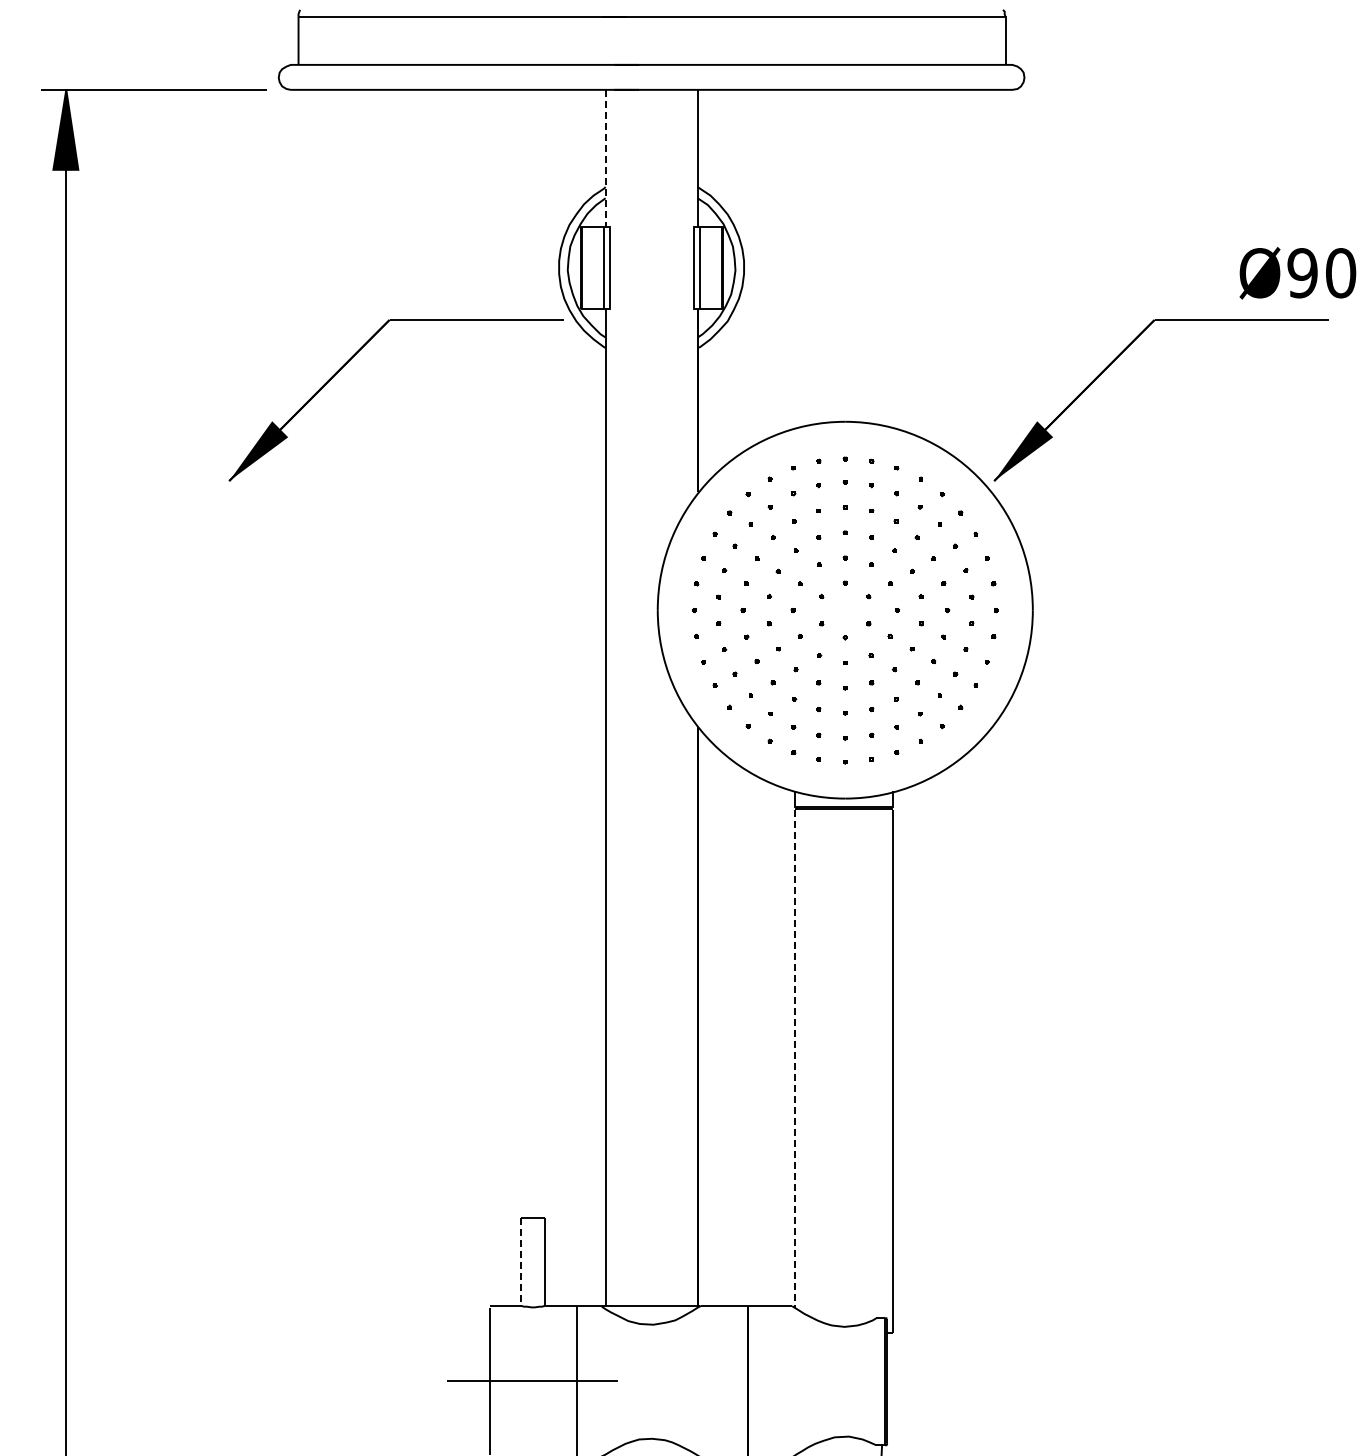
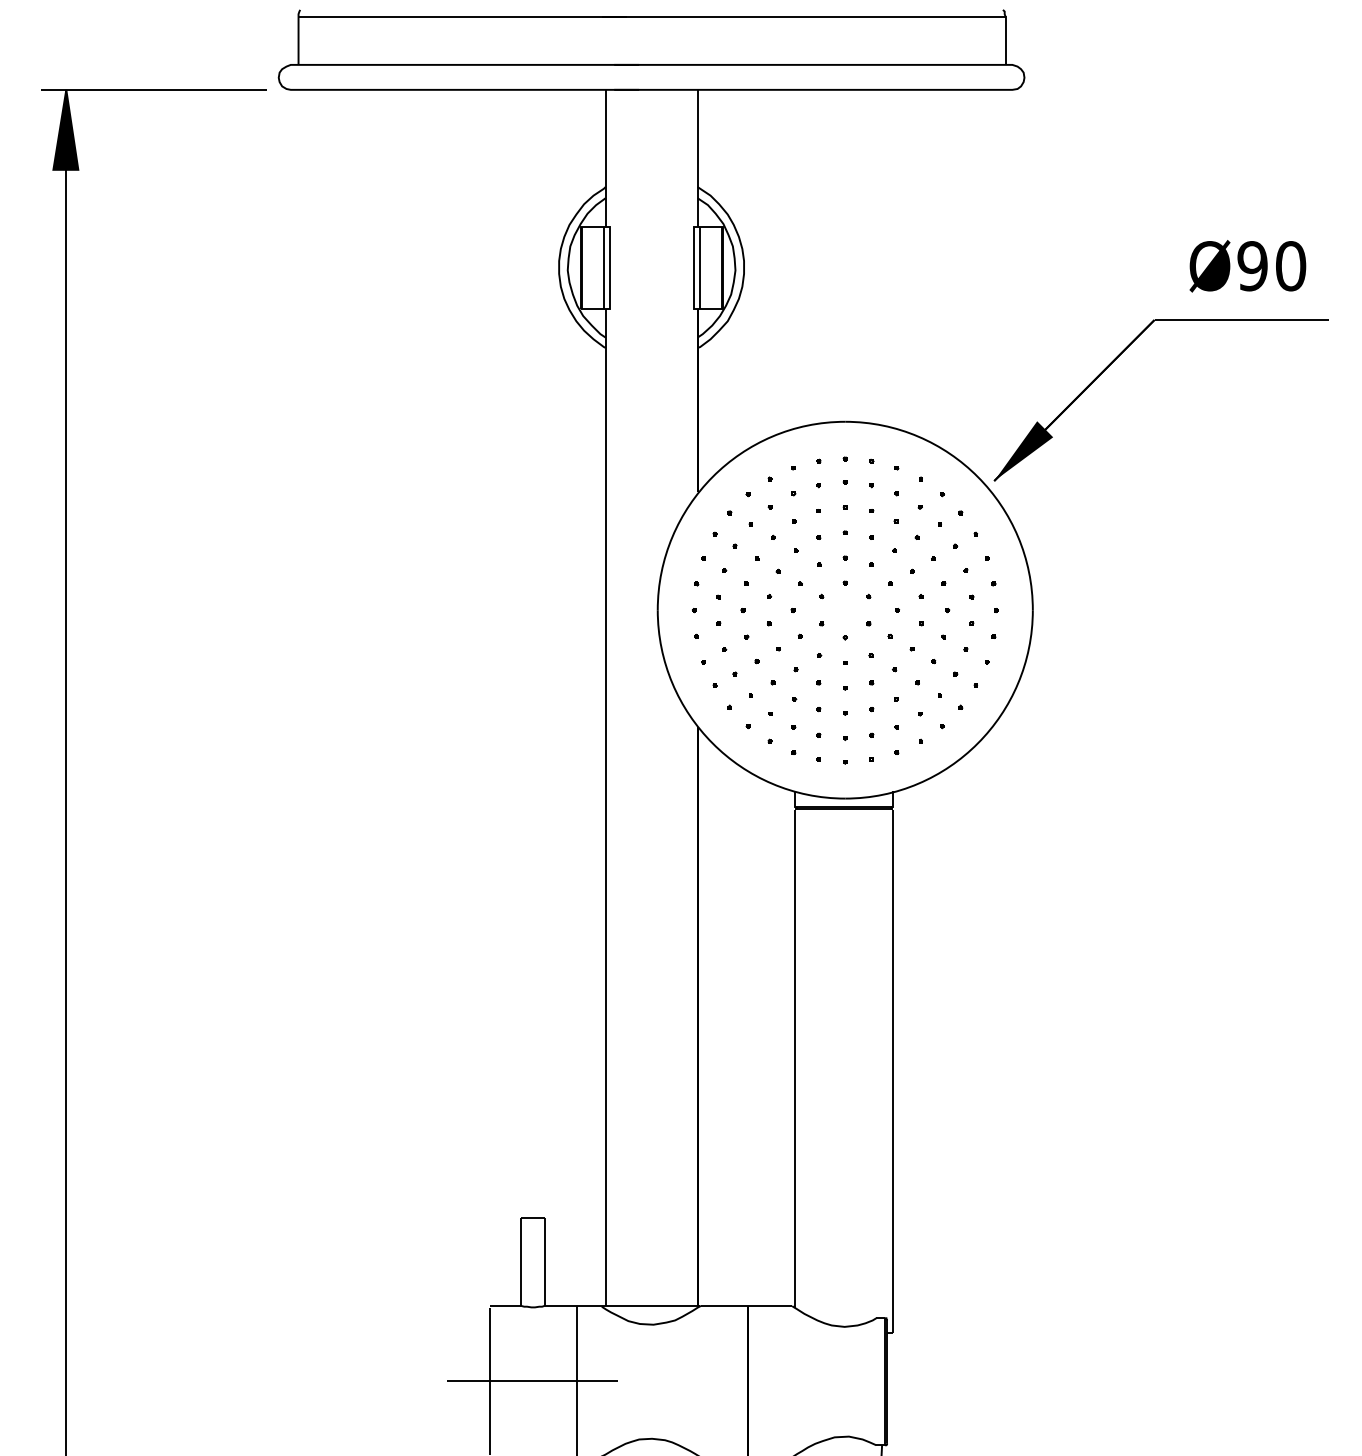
line: dashed -> solid (605, 158)
text position: (1297, 273) -> (1247, 266) (1247, 266)
part: present -> none (353, 357)
line: dashed -> solid (795, 1059)
line: dashed -> solid (520, 1262)
